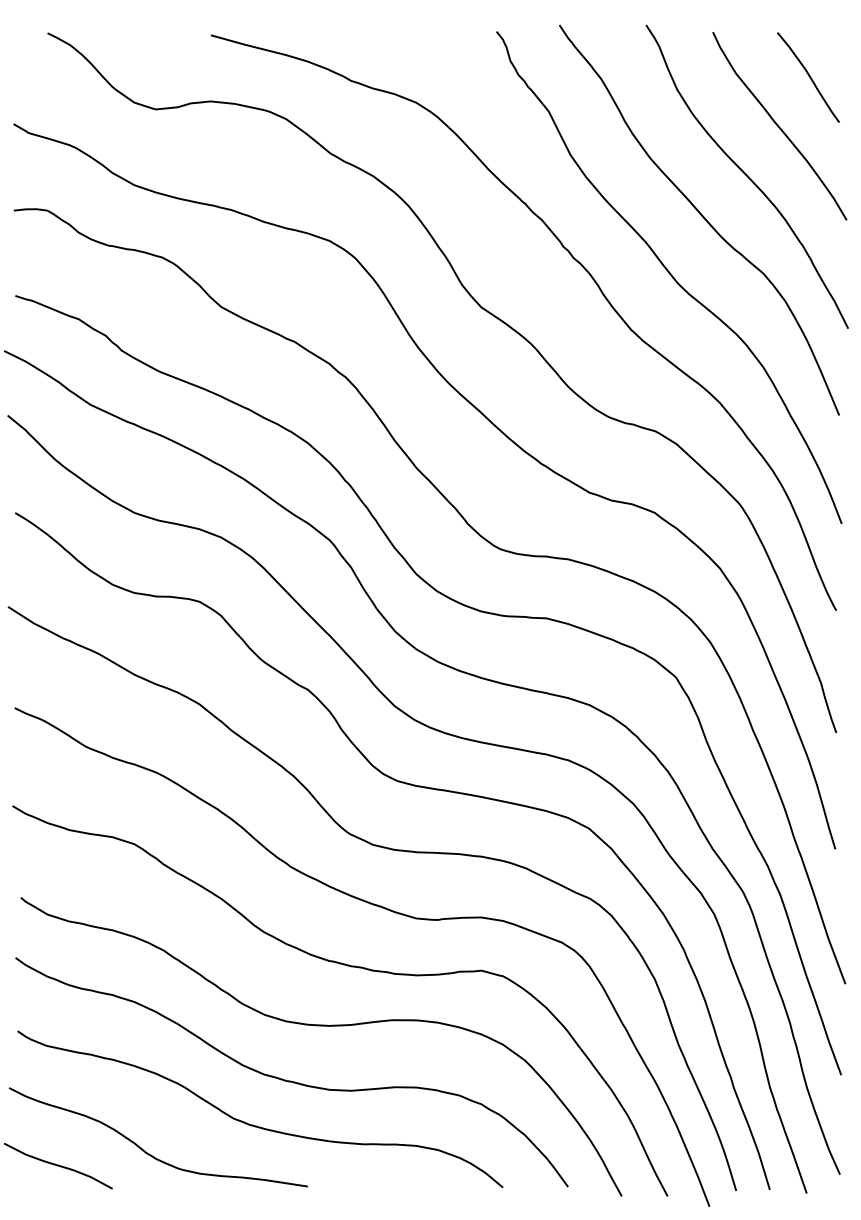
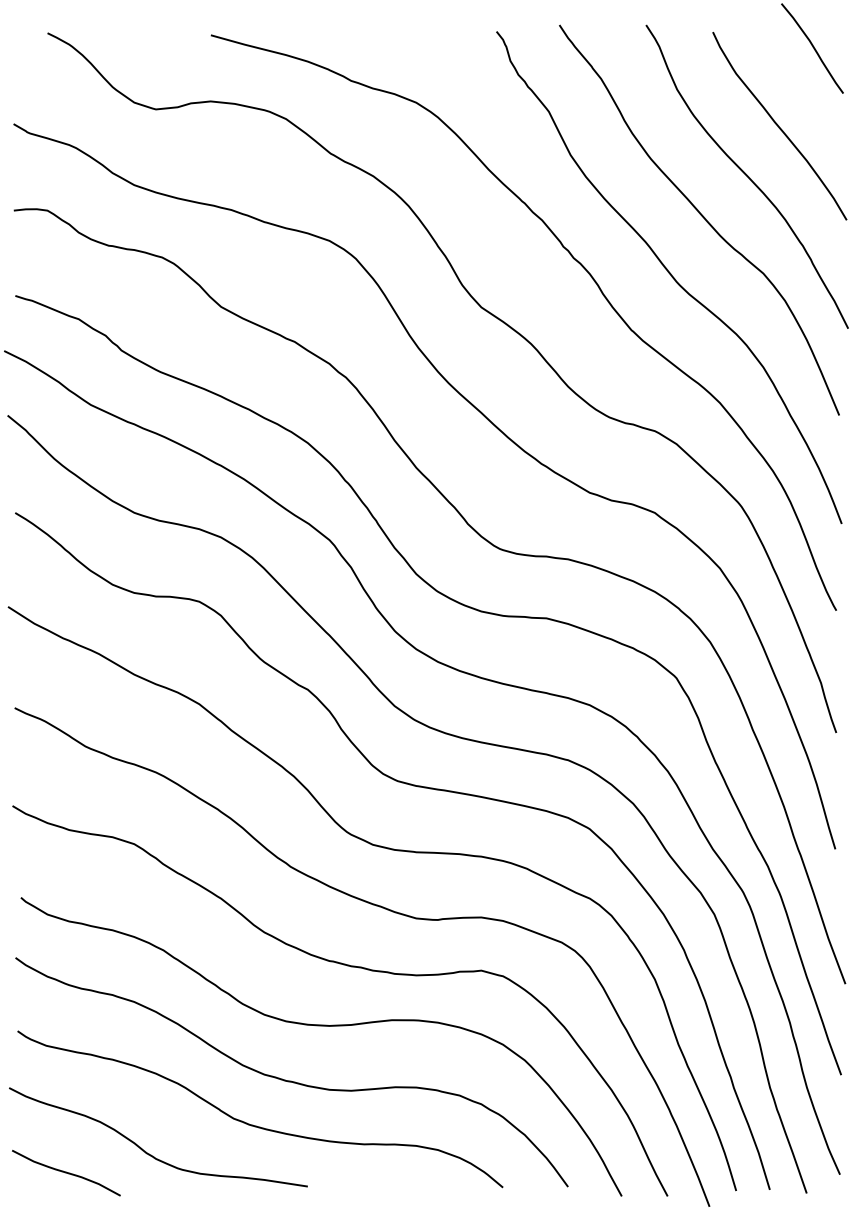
curve position: (808, 76) -> (812, 47) (812, 47)
curve position: (58, 1165) -> (66, 1172) (66, 1172)
